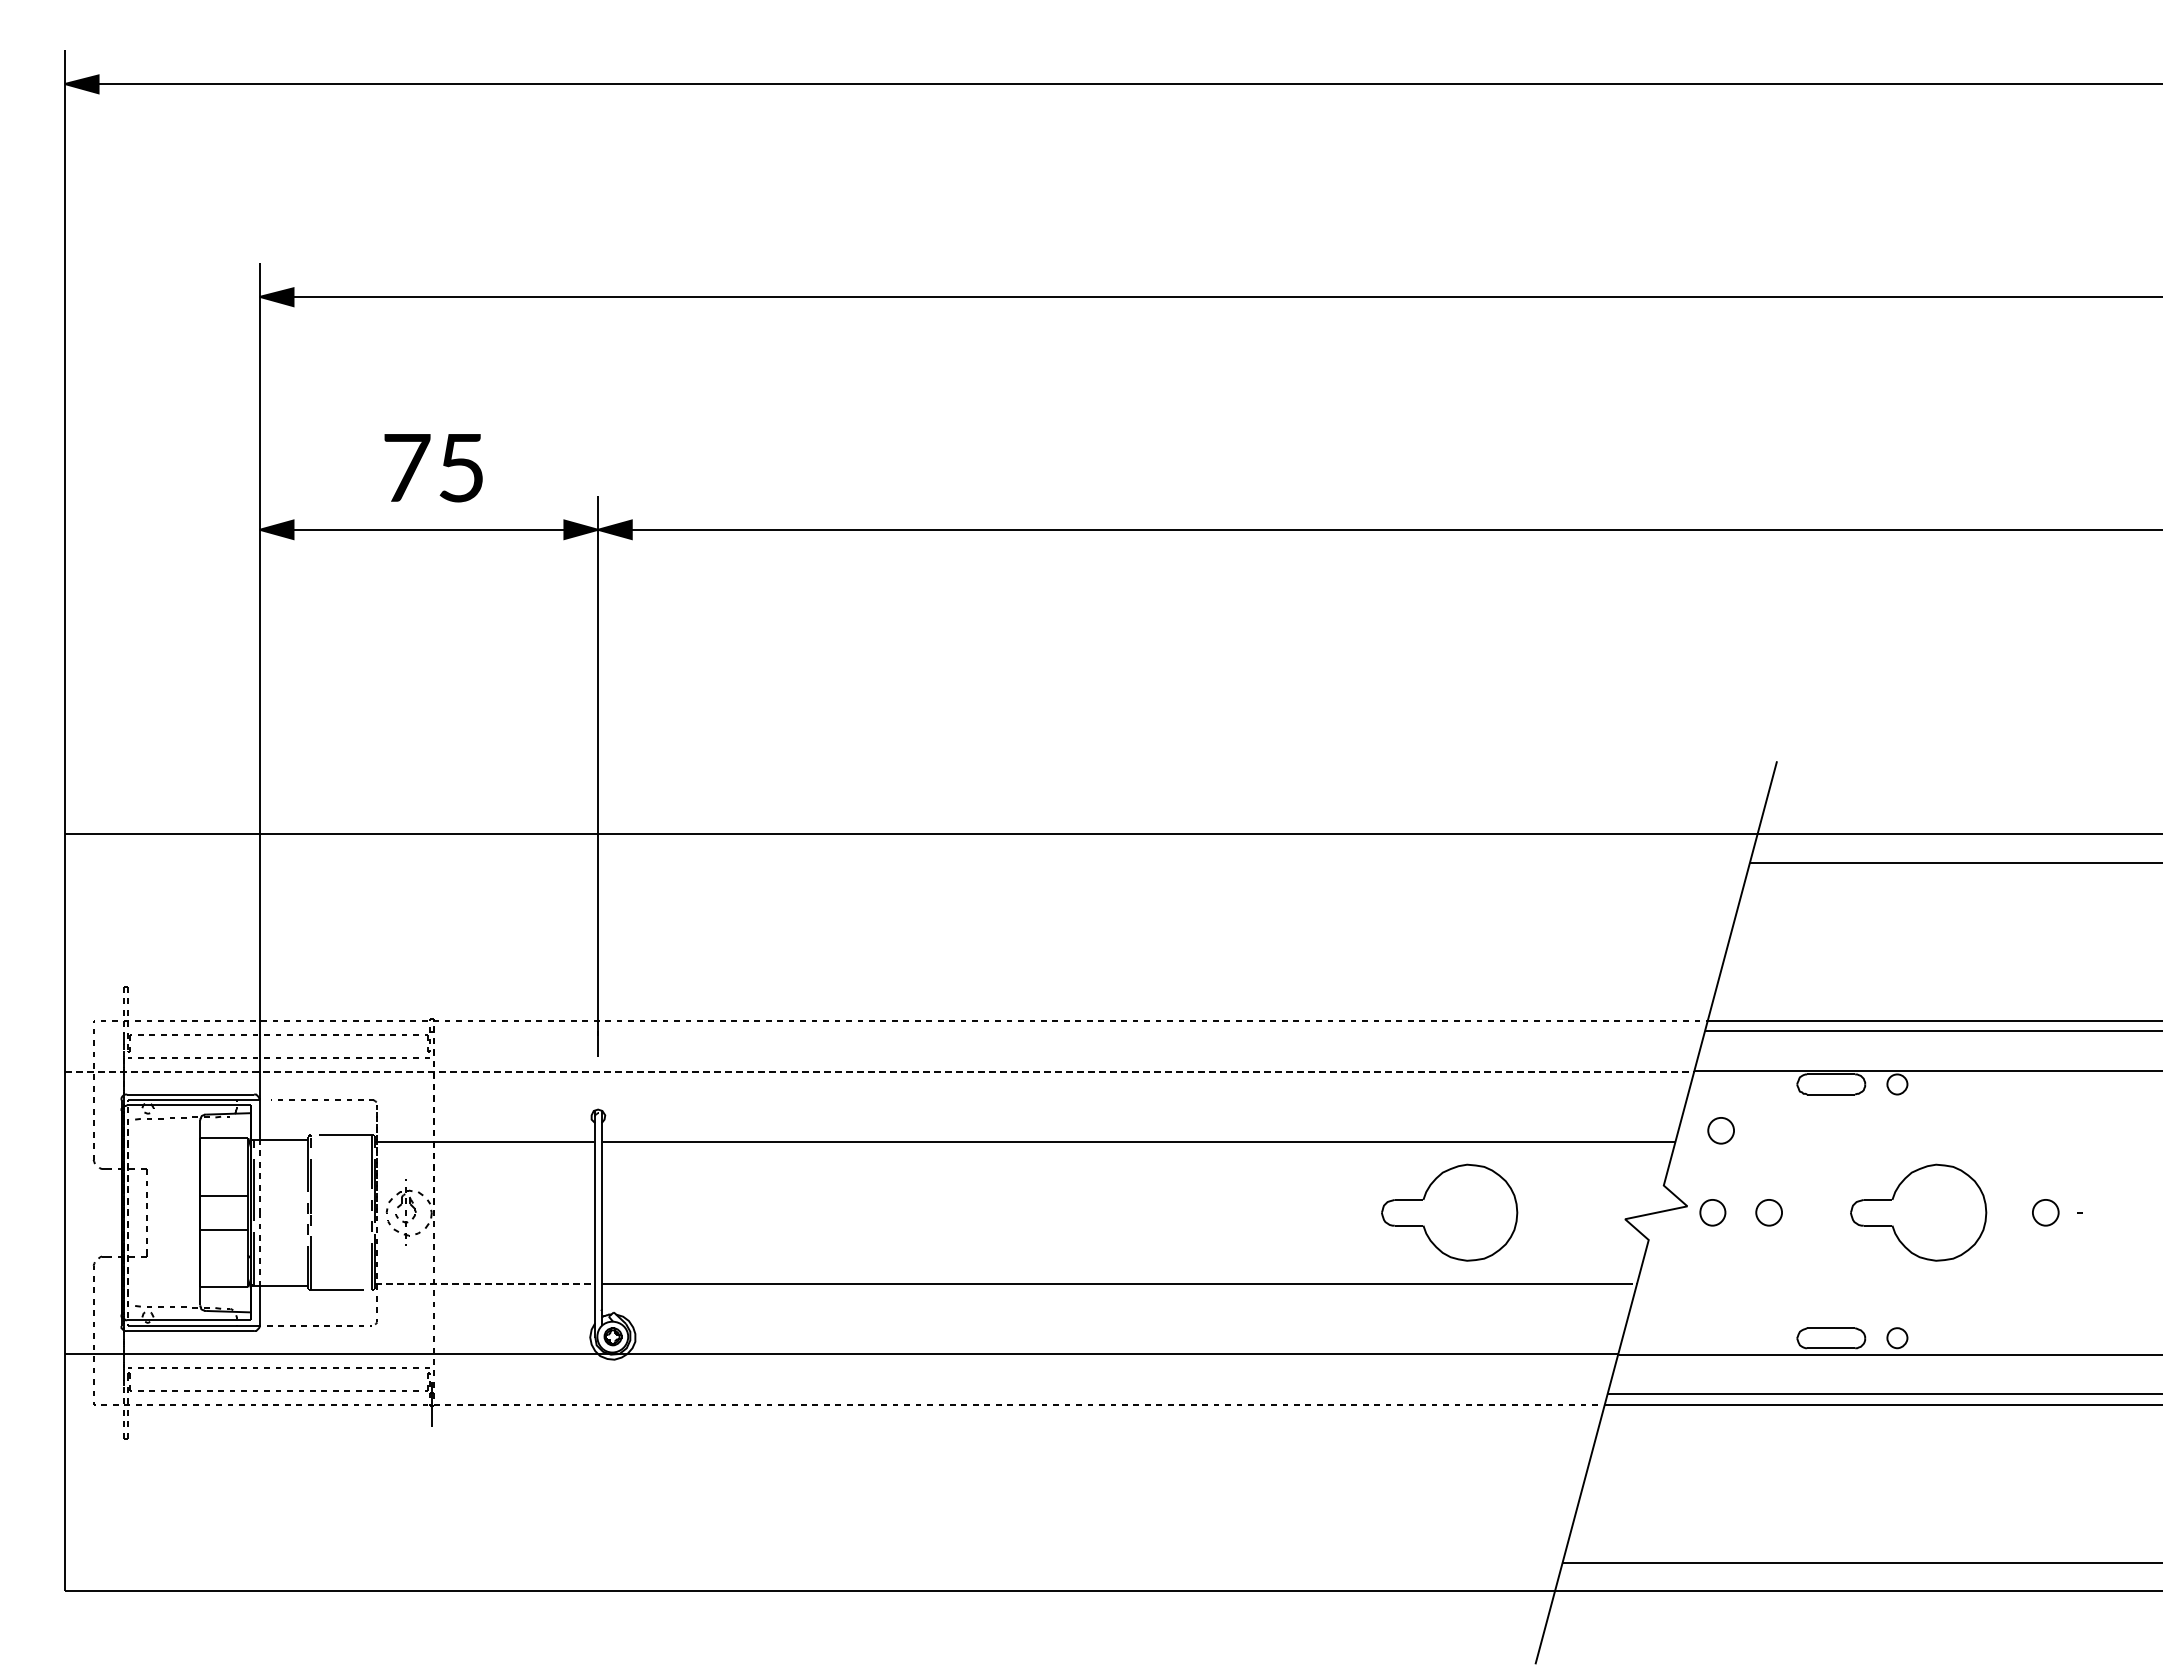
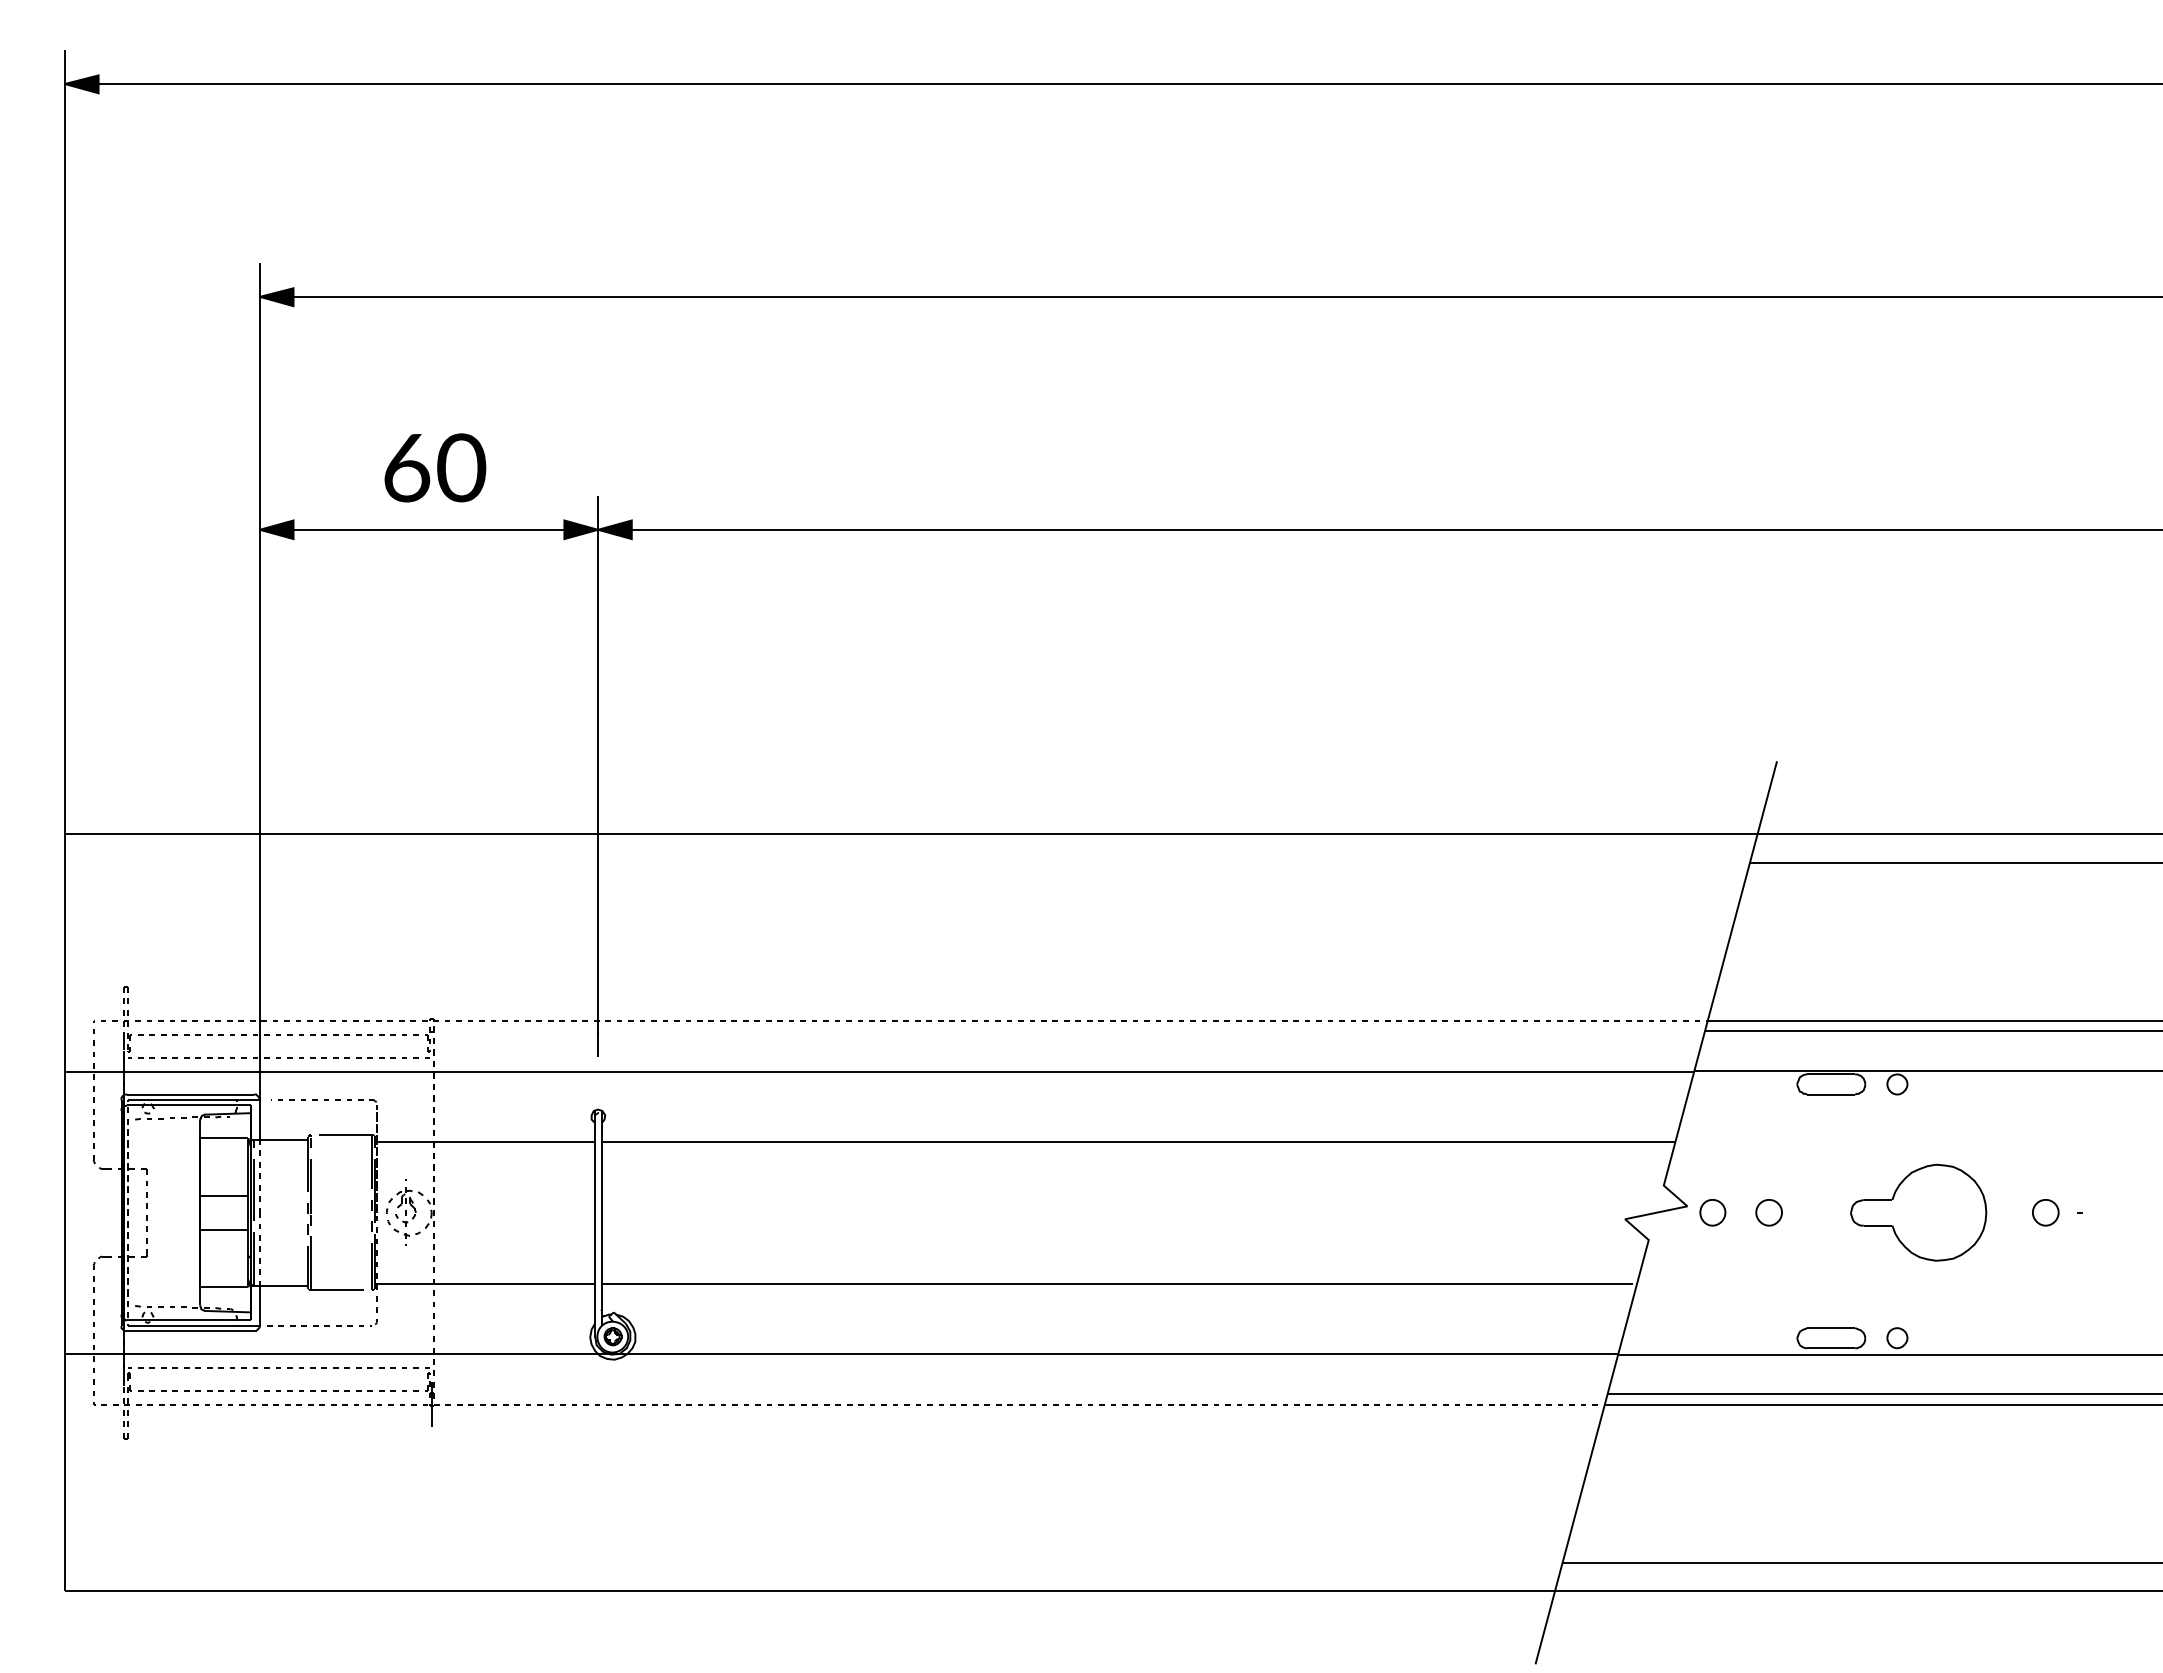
text: 75 -> 60 (435, 467)
line: dashed -> solid (879, 1071)
part: present -> none (1720, 1130)
part: present -> none (1449, 1212)
line: dashed -> solid (485, 1283)
